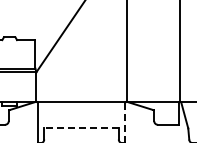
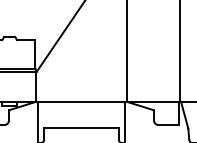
line: dashed -> solid (125, 122)
line: dashed -> solid (81, 128)
